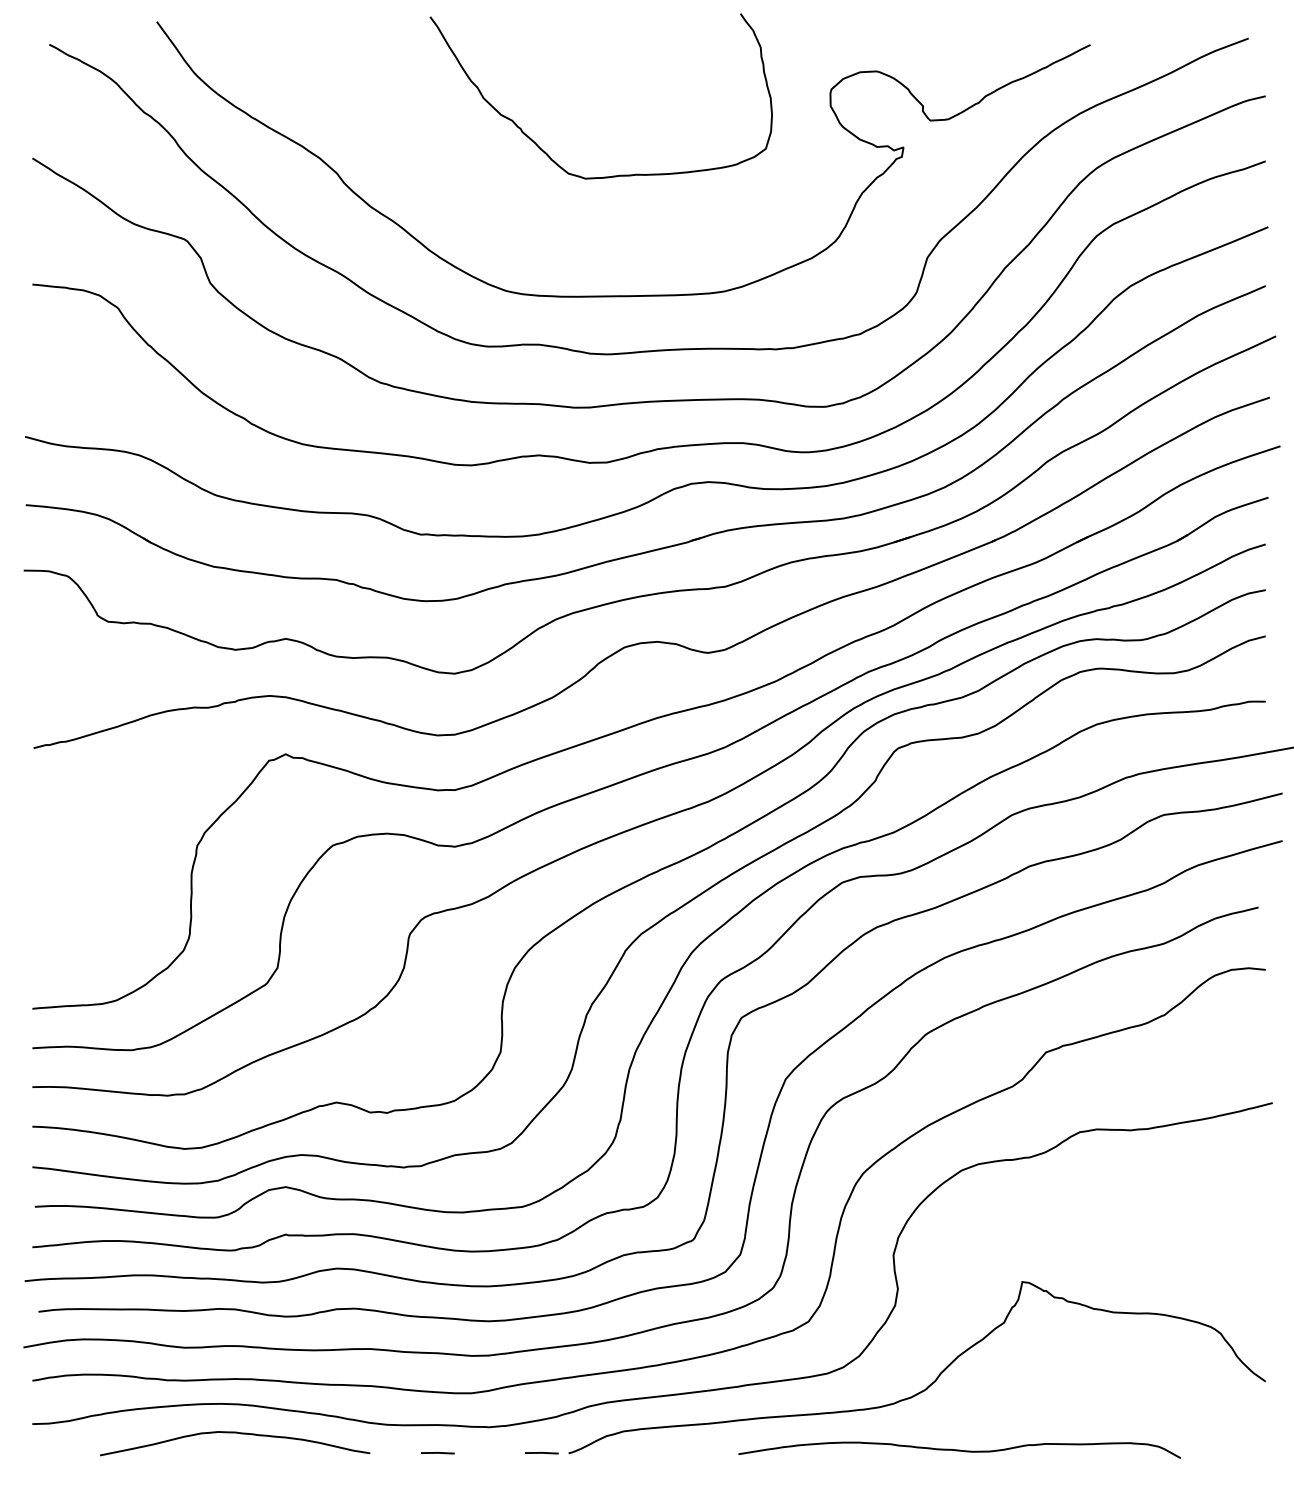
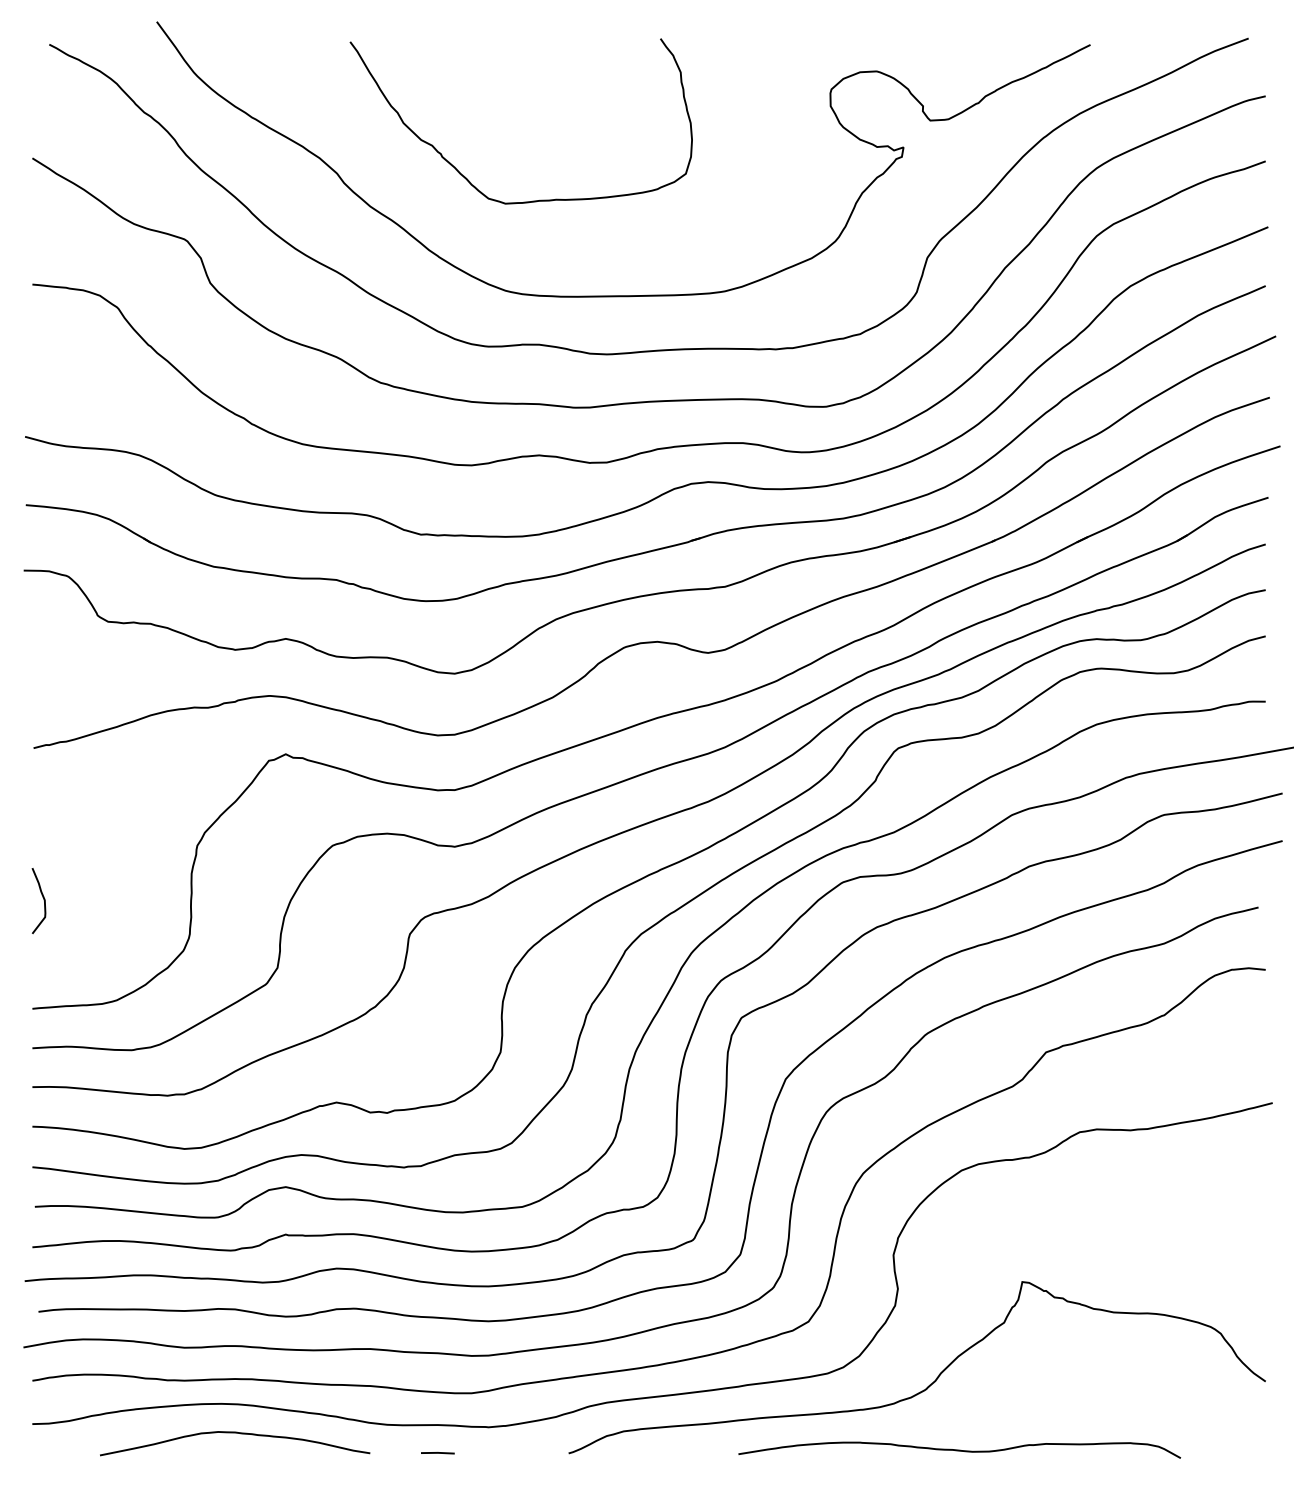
curve position: (545, 151) -> (465, 176) (465, 176)
curve: none -> present (43, 900)
line: present -> none (541, 1453)
